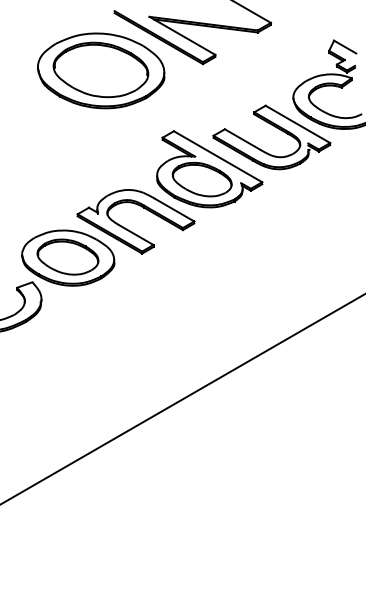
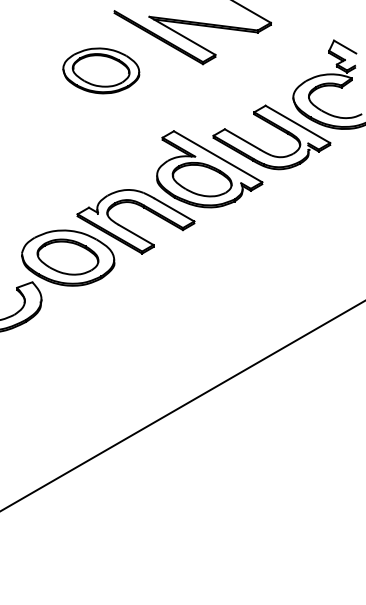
part size: 129x78 px -> 79x48 px (101, 70)
line position: (182, 399) -> (182, 406) (182, 406)
